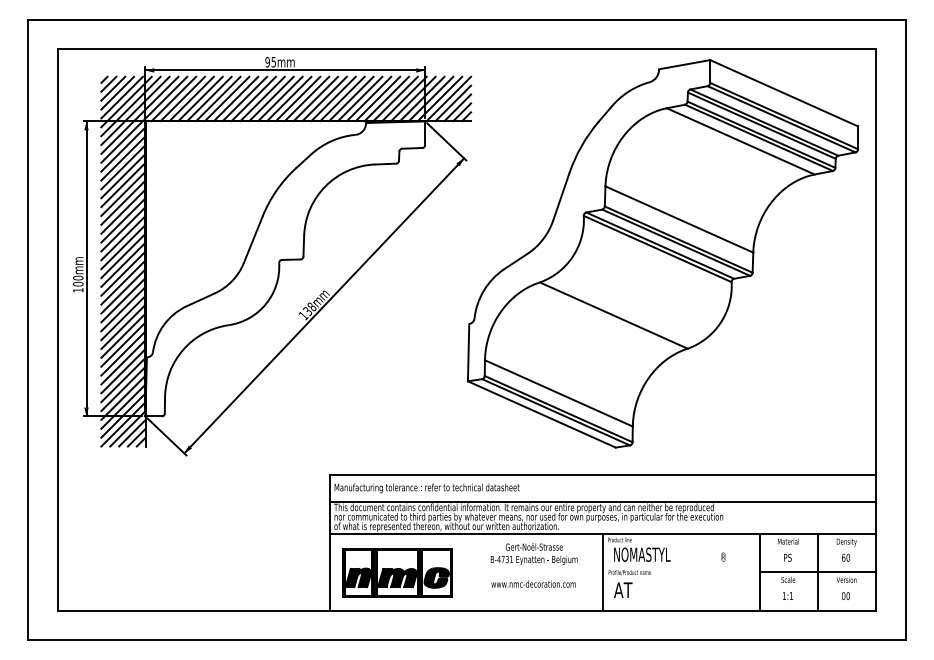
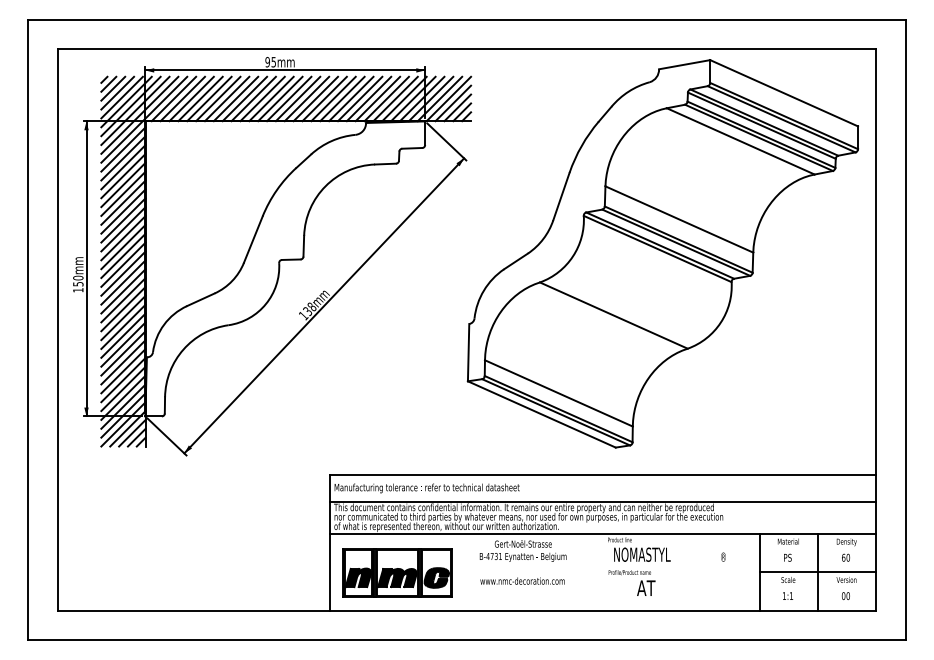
text: 100mm -> 150mm (78, 283)
text position: (533, 565) -> (522, 562) (522, 562)
line: present -> none (602, 572)
text position: (623, 589) -> (646, 587) (646, 587)
